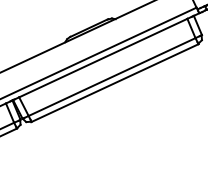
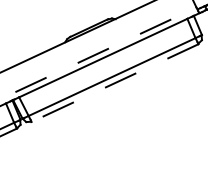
line: solid -> dashed (98, 53)
line: solid -> dashed (114, 83)
